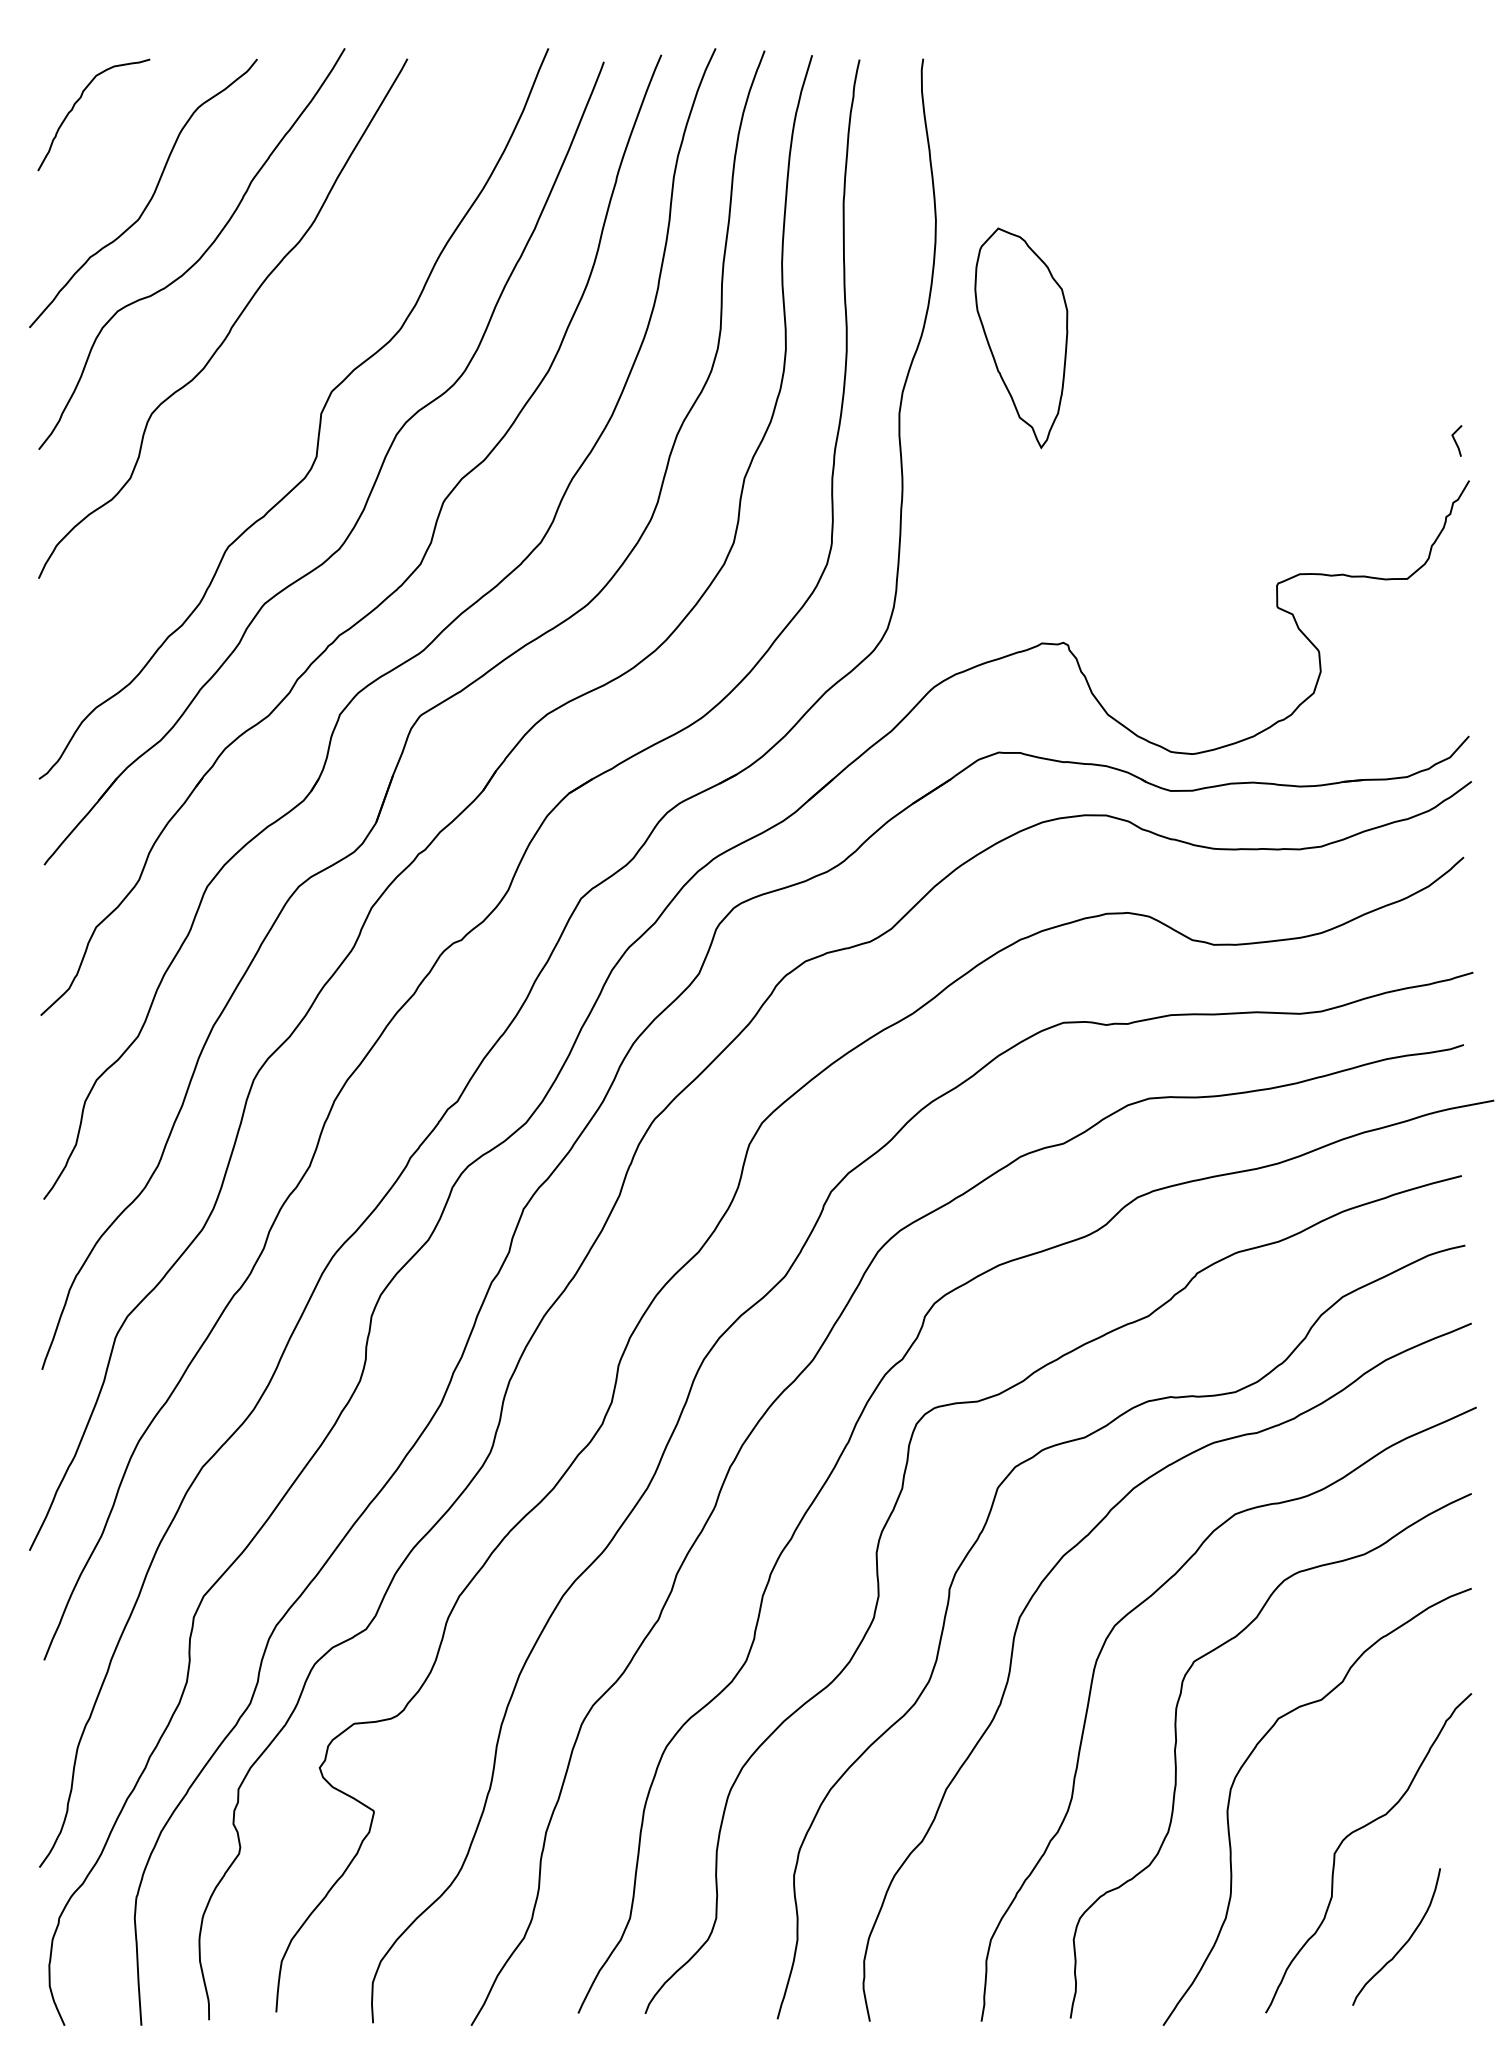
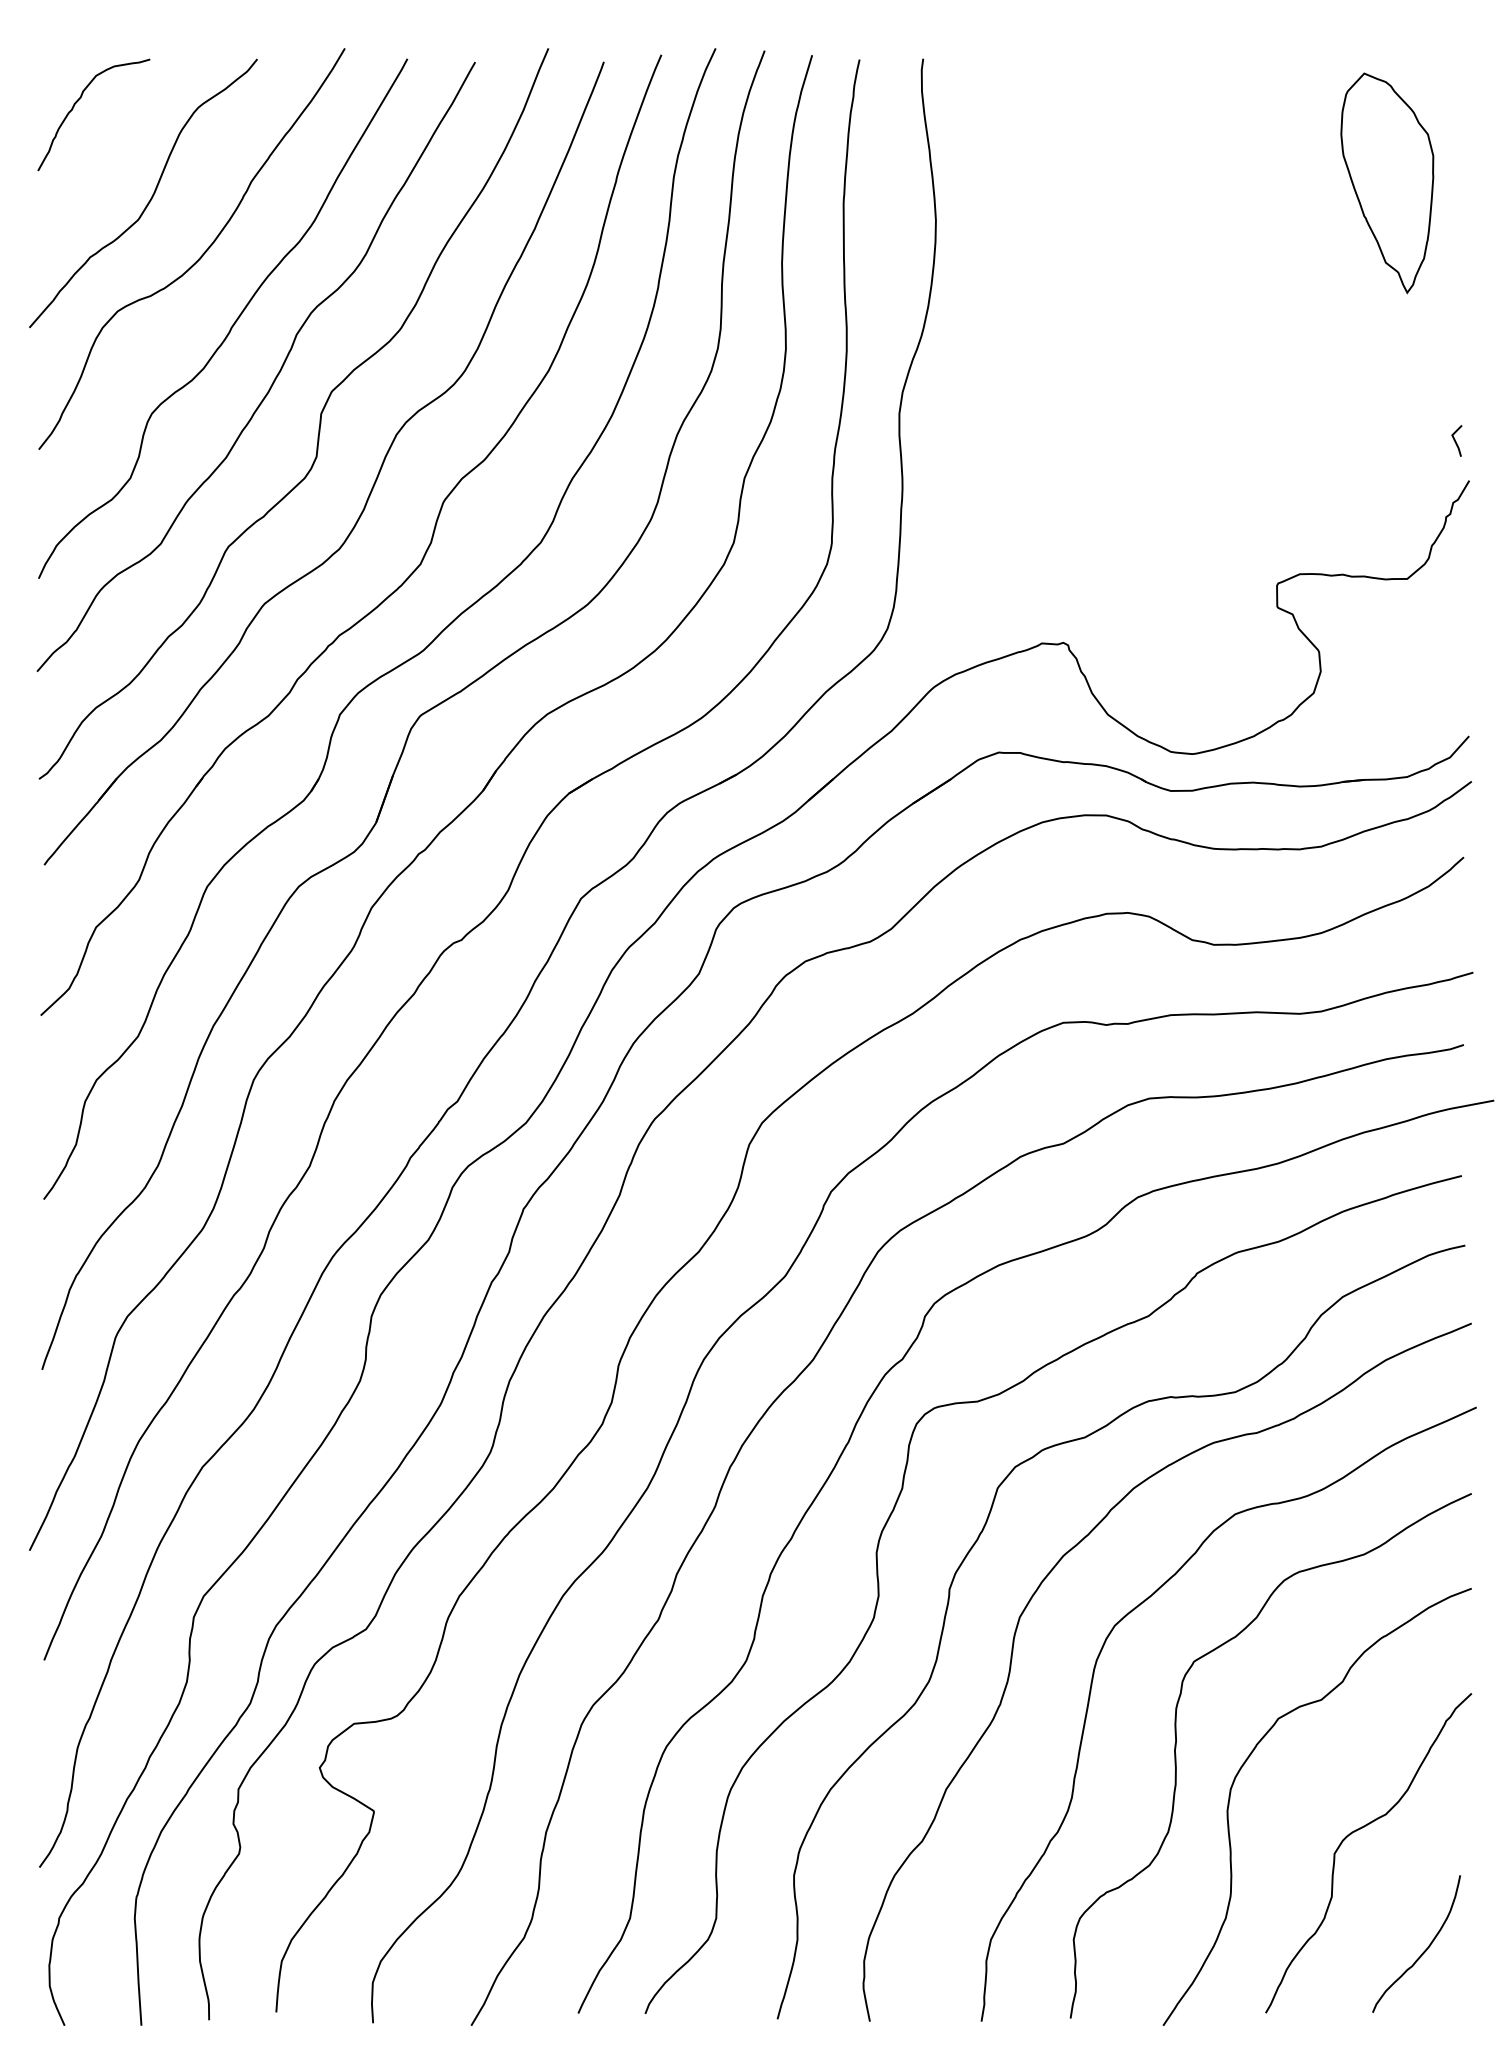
part position: (1021, 338) -> (1387, 183) (1387, 183)
curve: none -> present (275, 376)
curve position: (1404, 1943) -> (1424, 1950) (1424, 1950)
